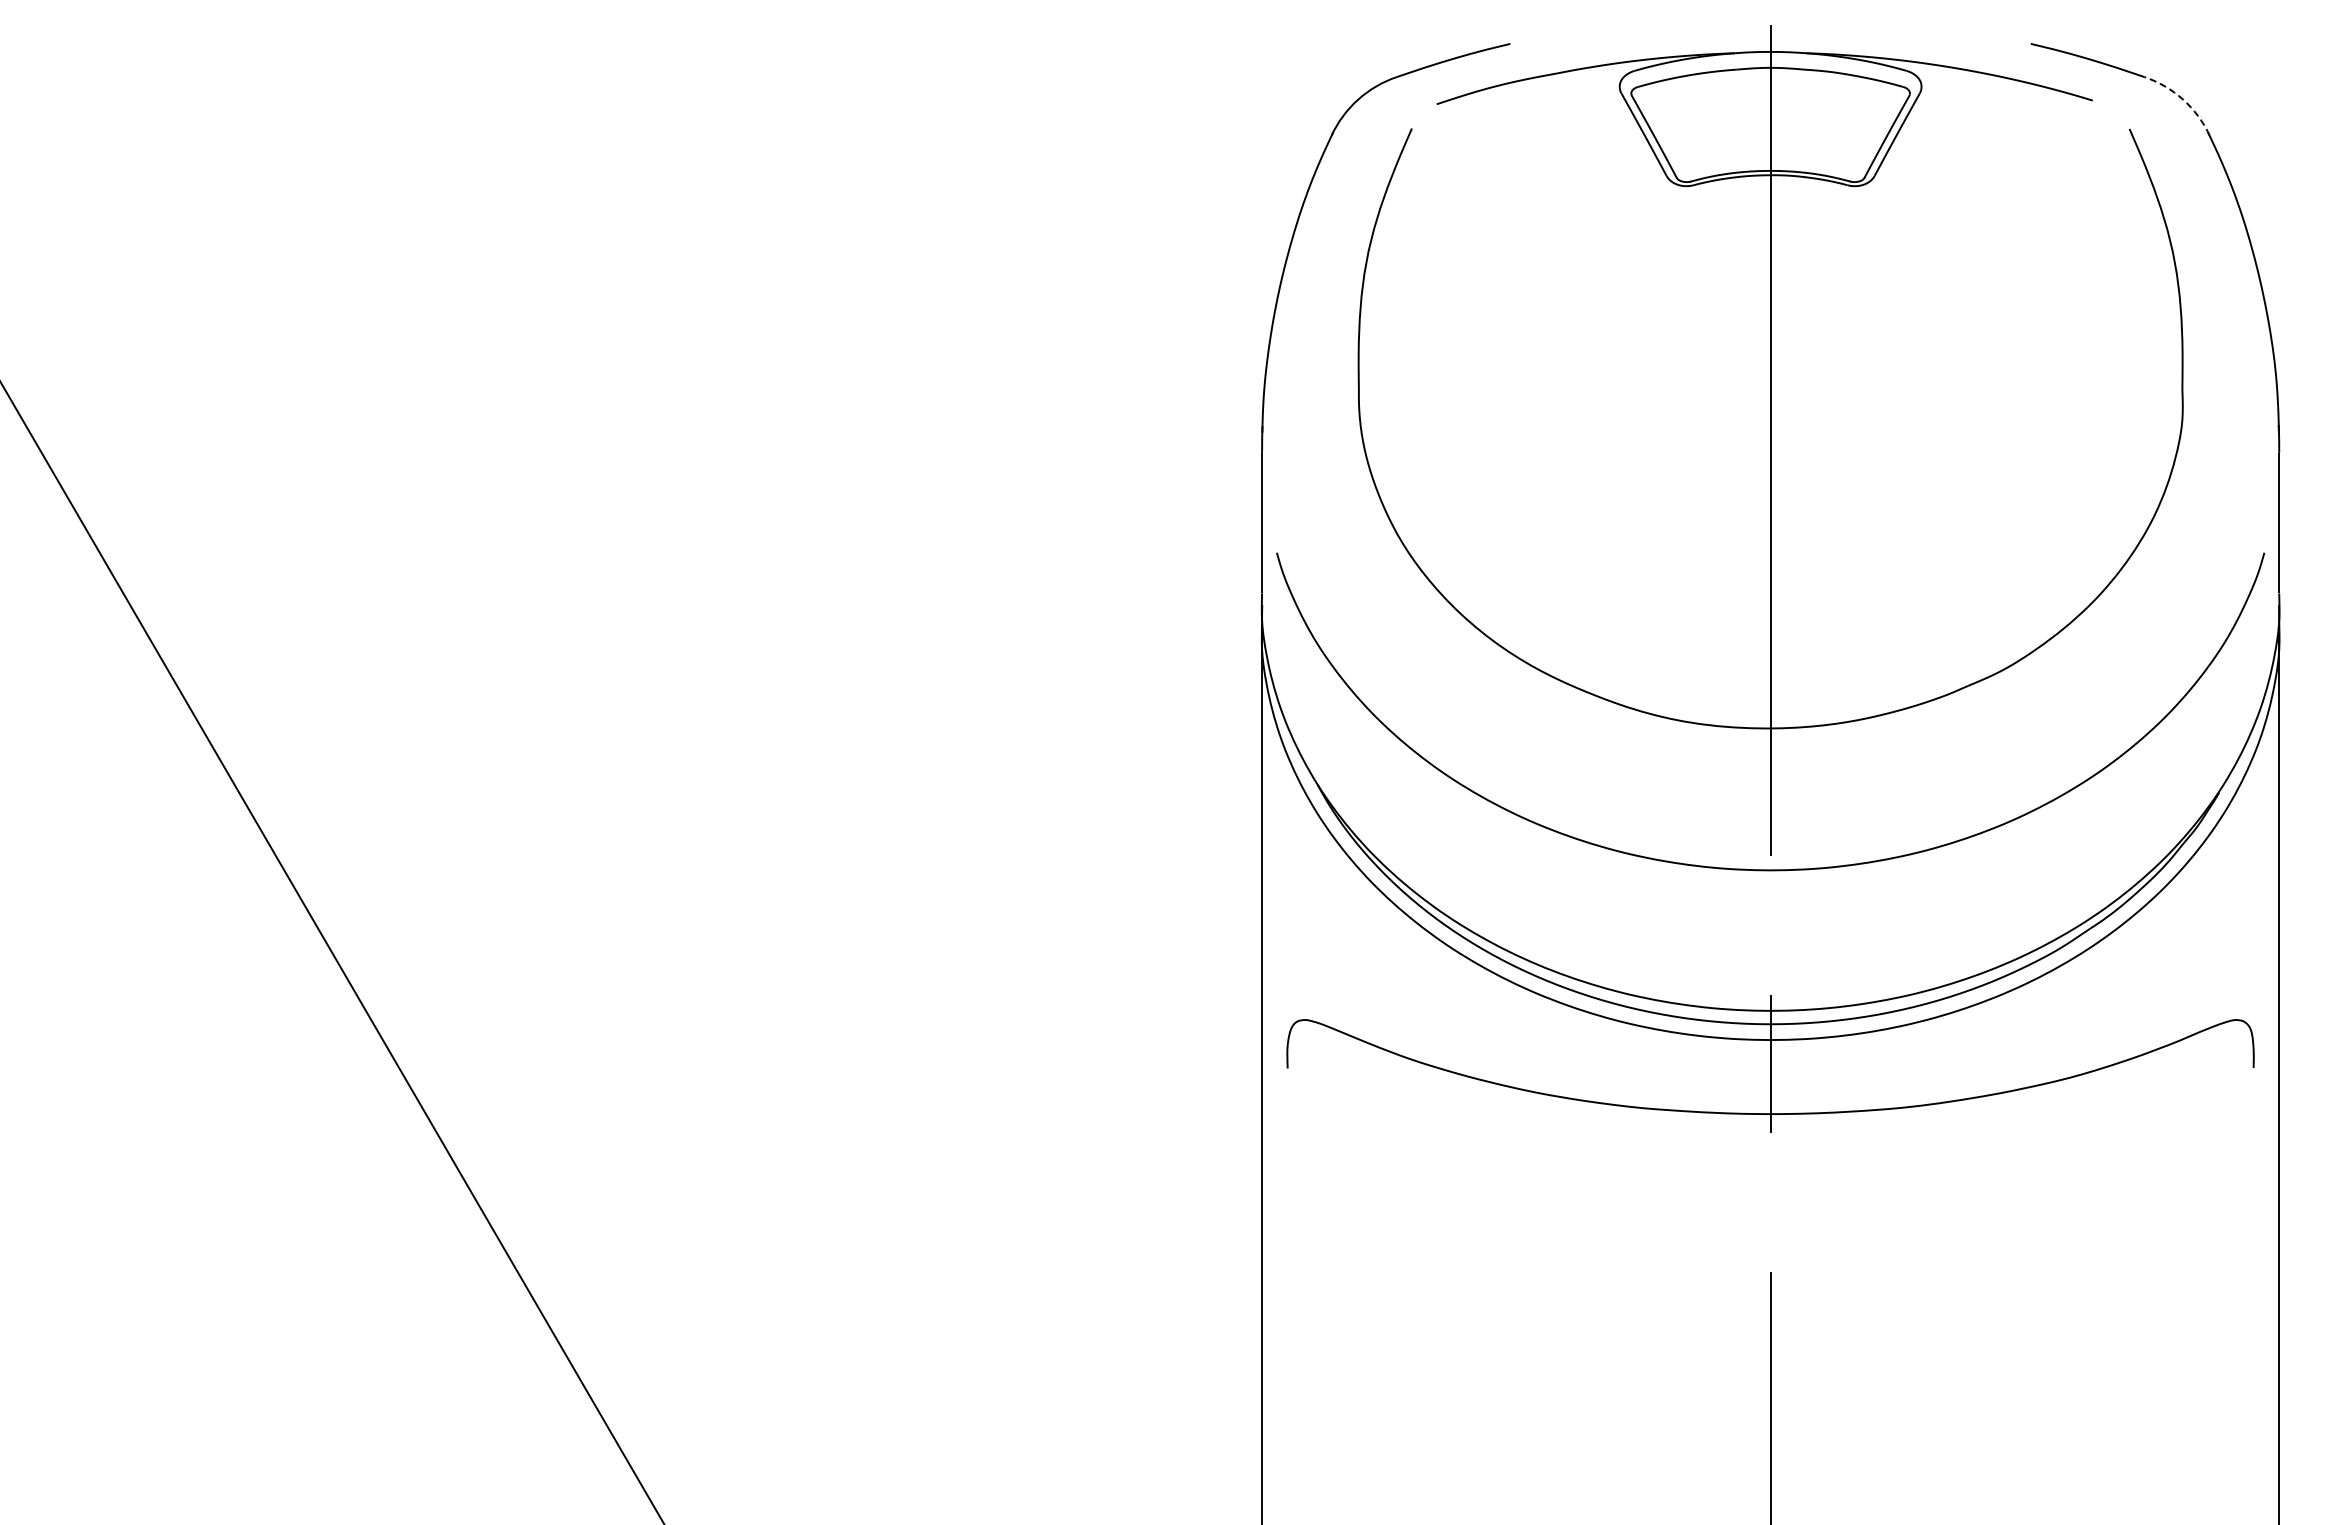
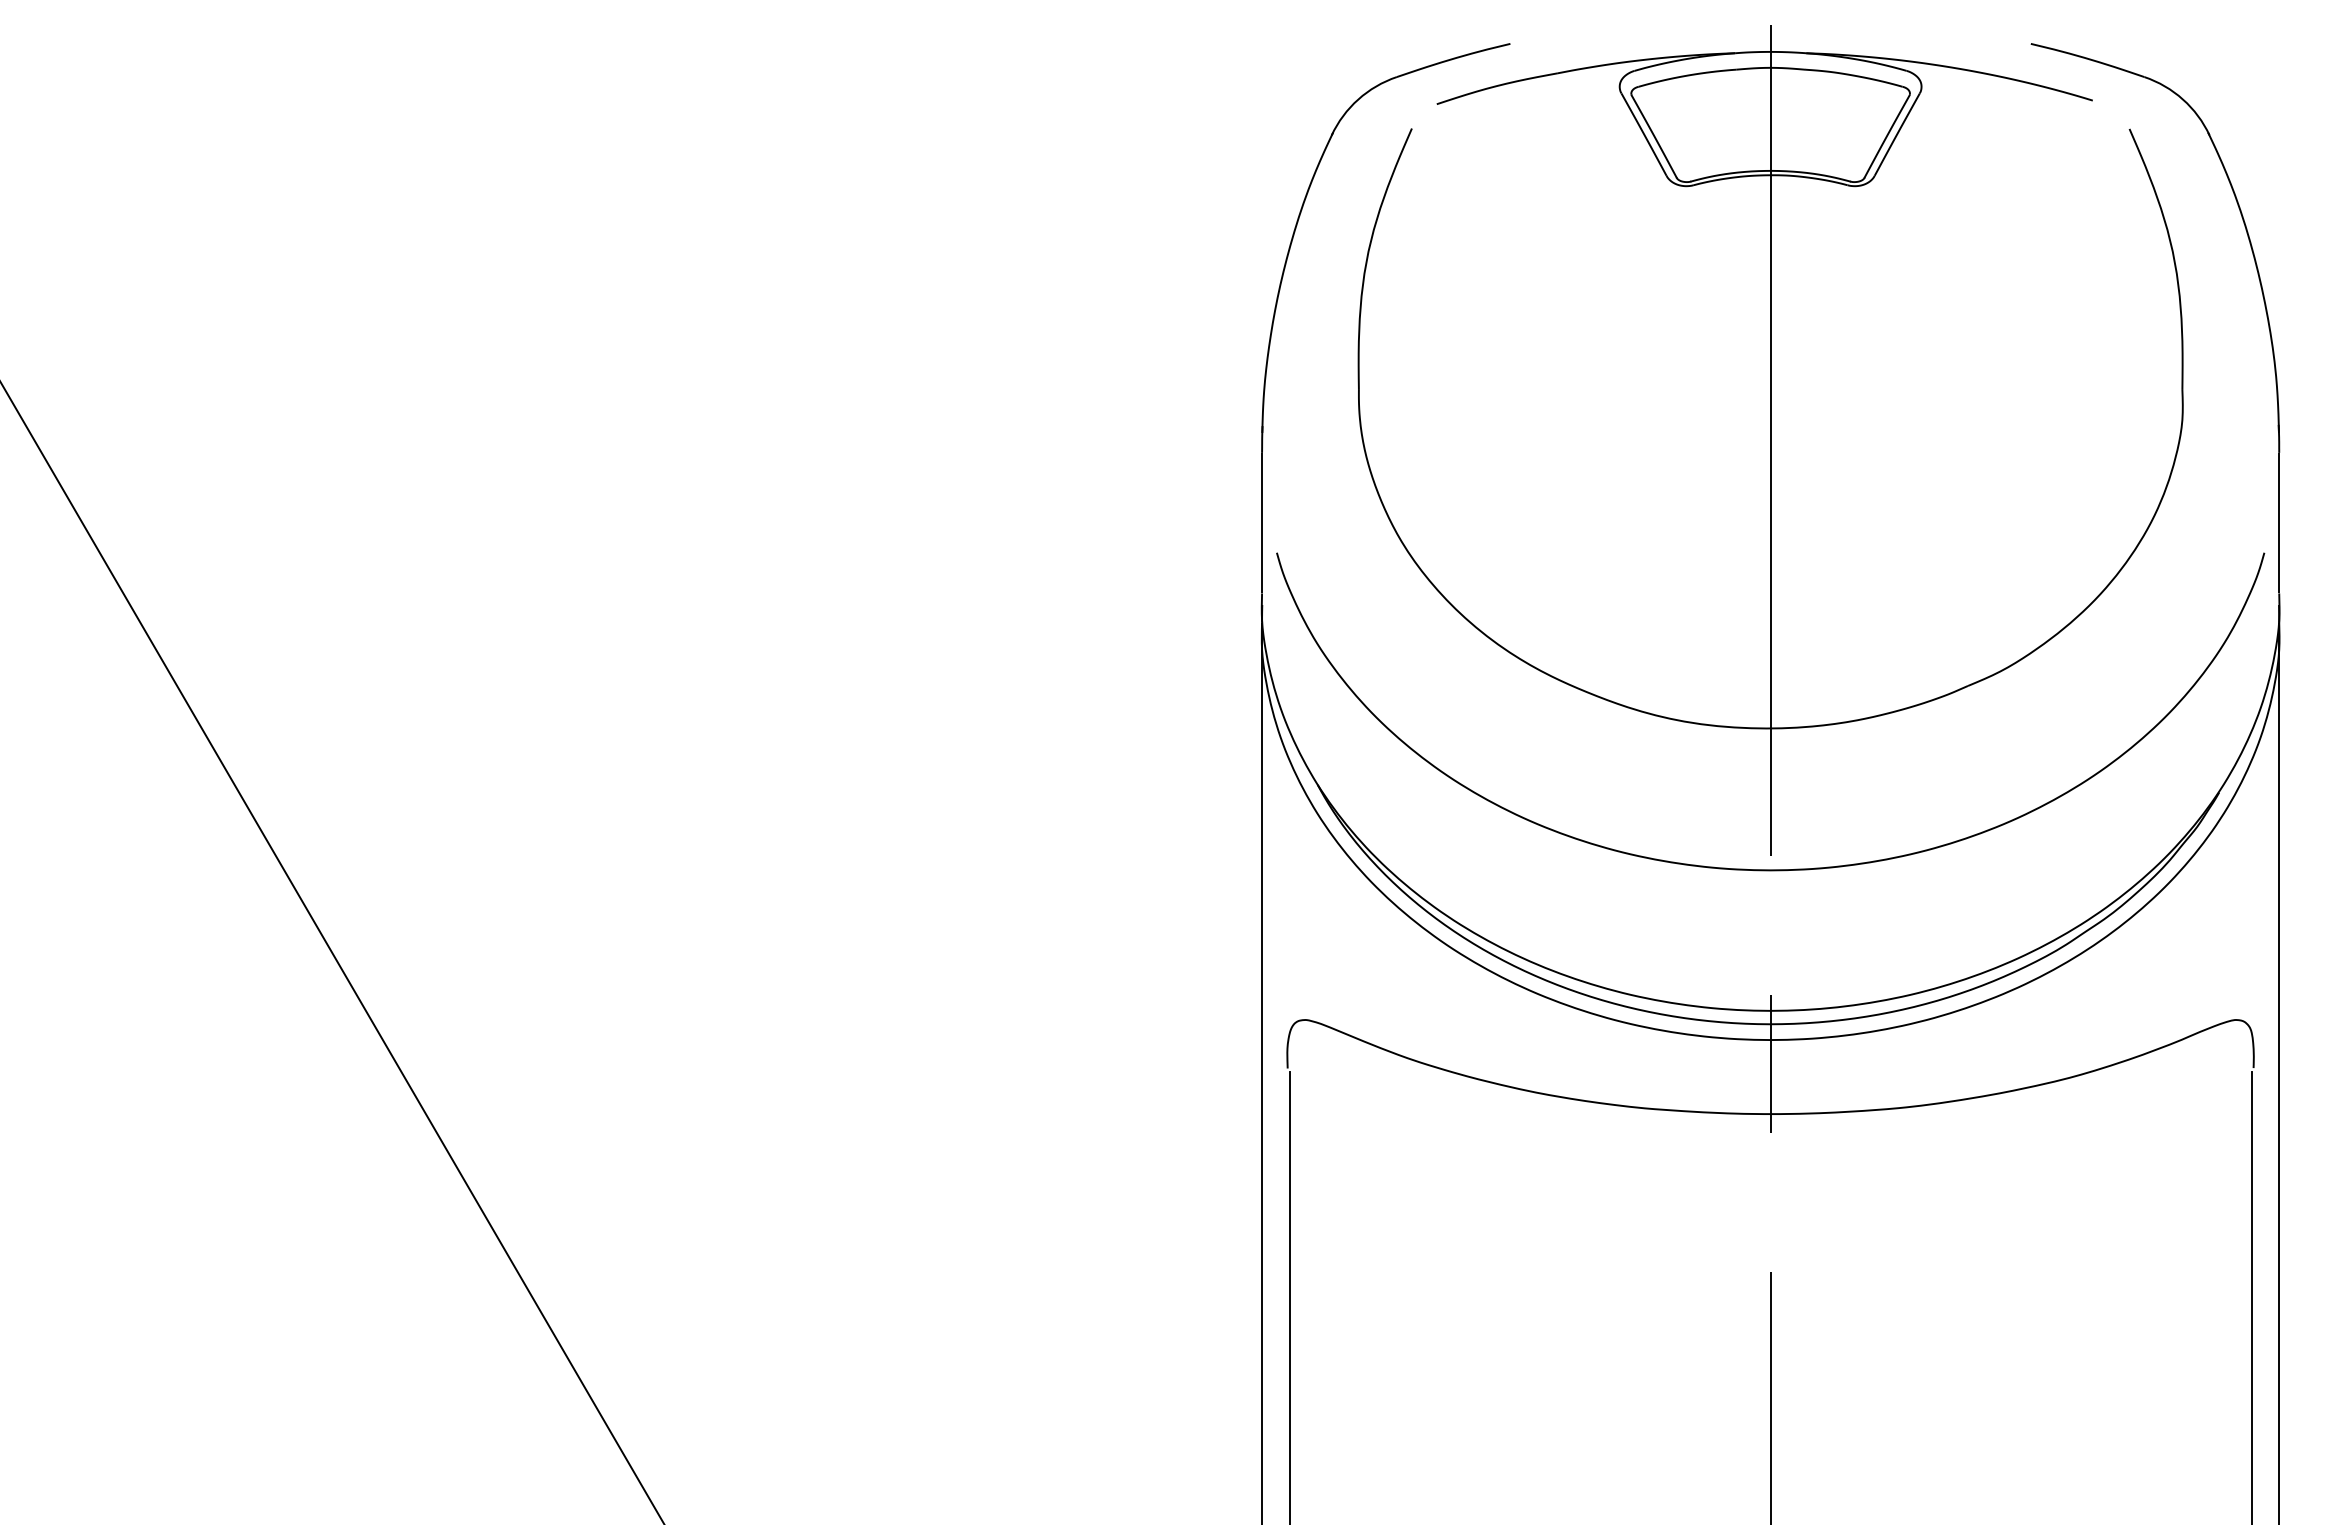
arc: dashed -> solid (2182, 99)
line: none -> present (1289, 1296)
line: none -> present (2251, 1296)
